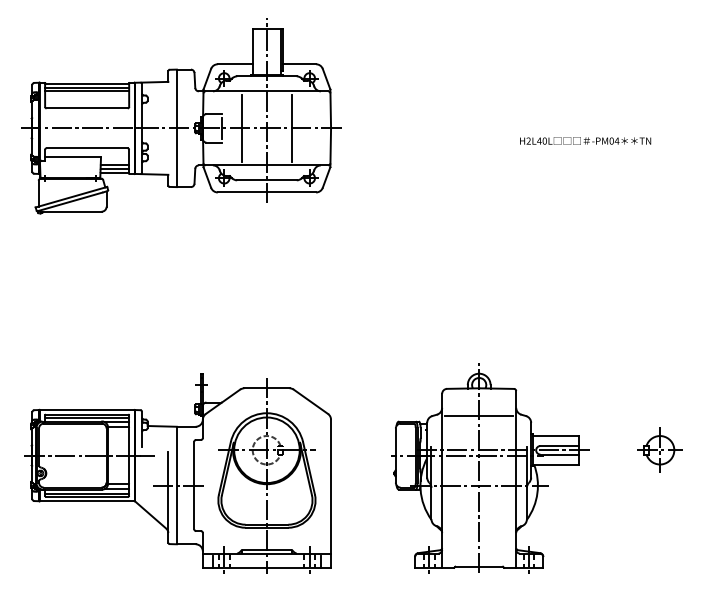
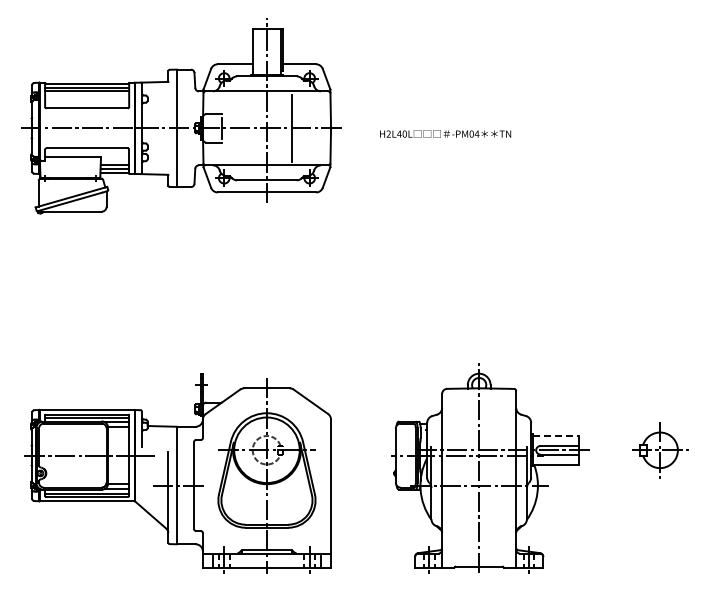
line: present -> none (242, 127)
text position: (585, 140) -> (445, 133) (445, 133)
line: present -> none (479, 416)
line: solid -> dashed (556, 436)
part size: 46x46 px -> 57x57 px (660, 450)
